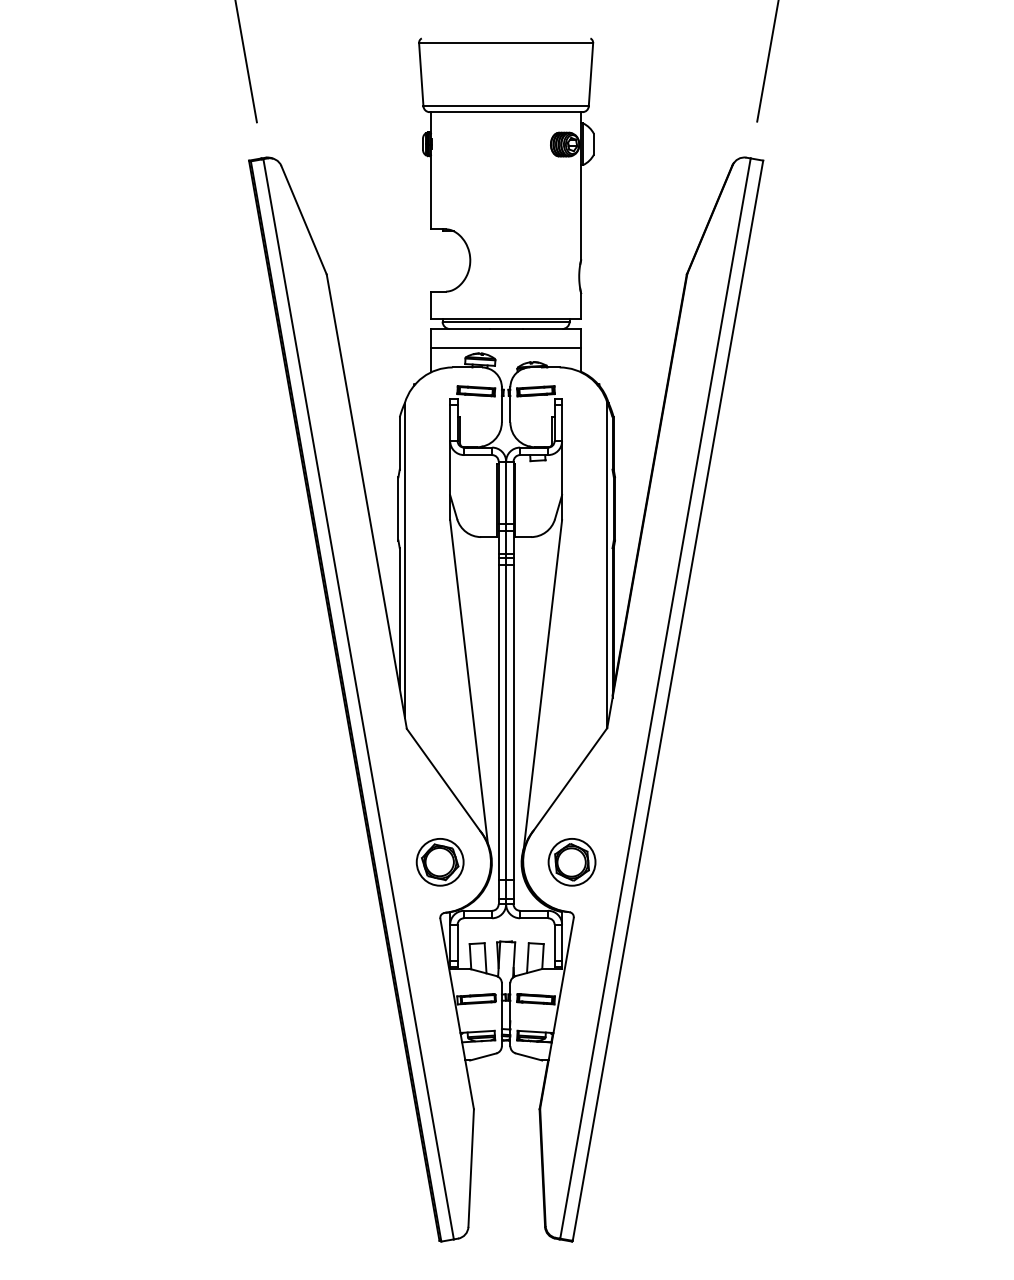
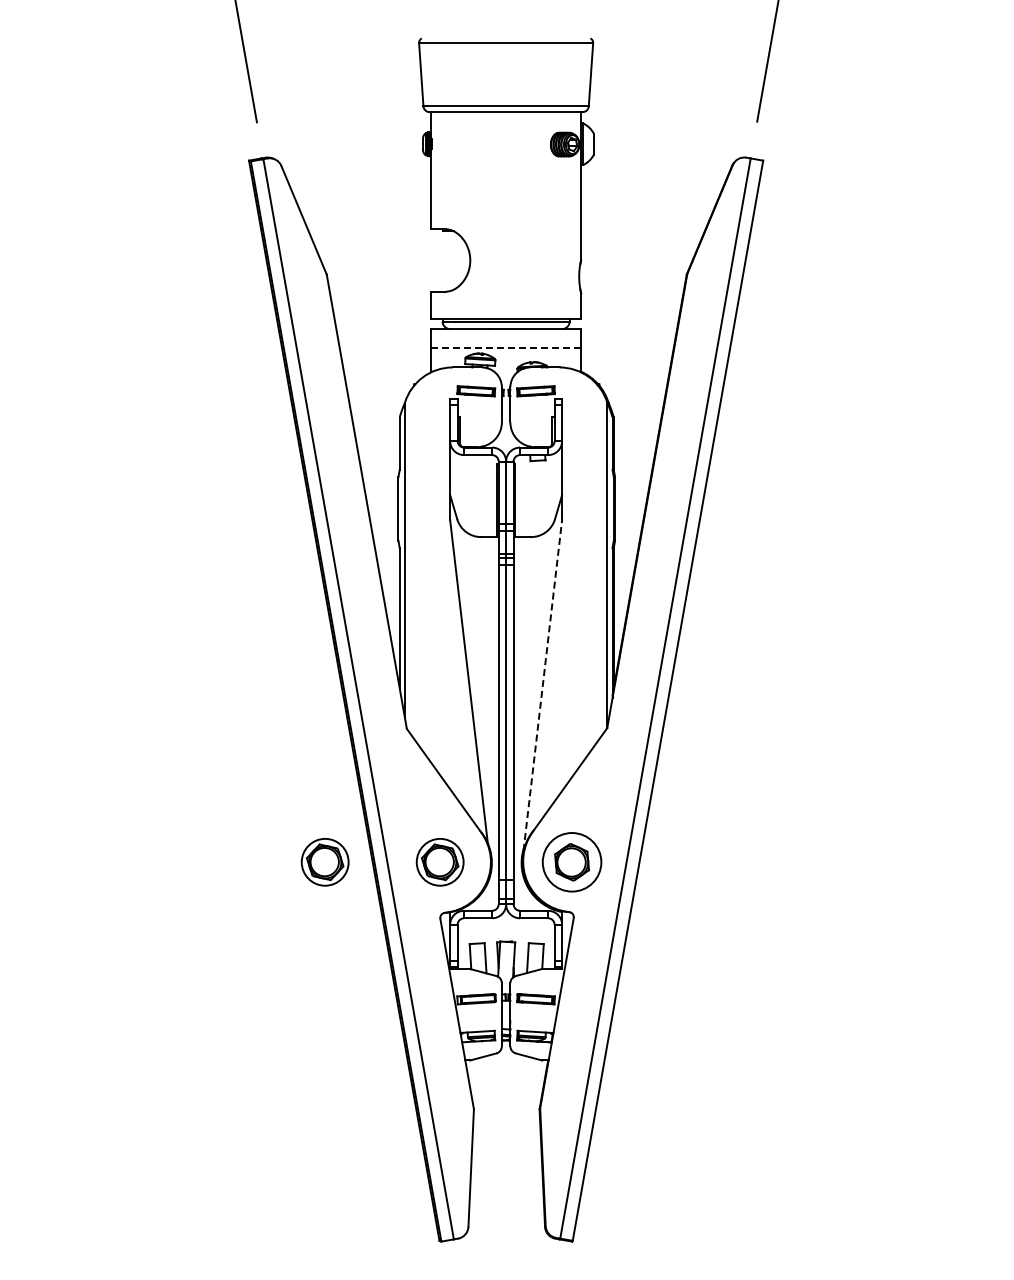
line: solid -> dashed (506, 348)
line: solid -> dashed (542, 685)
circle diameter: 47 px -> 59 px (571, 862)
part: none -> present (324, 862)
